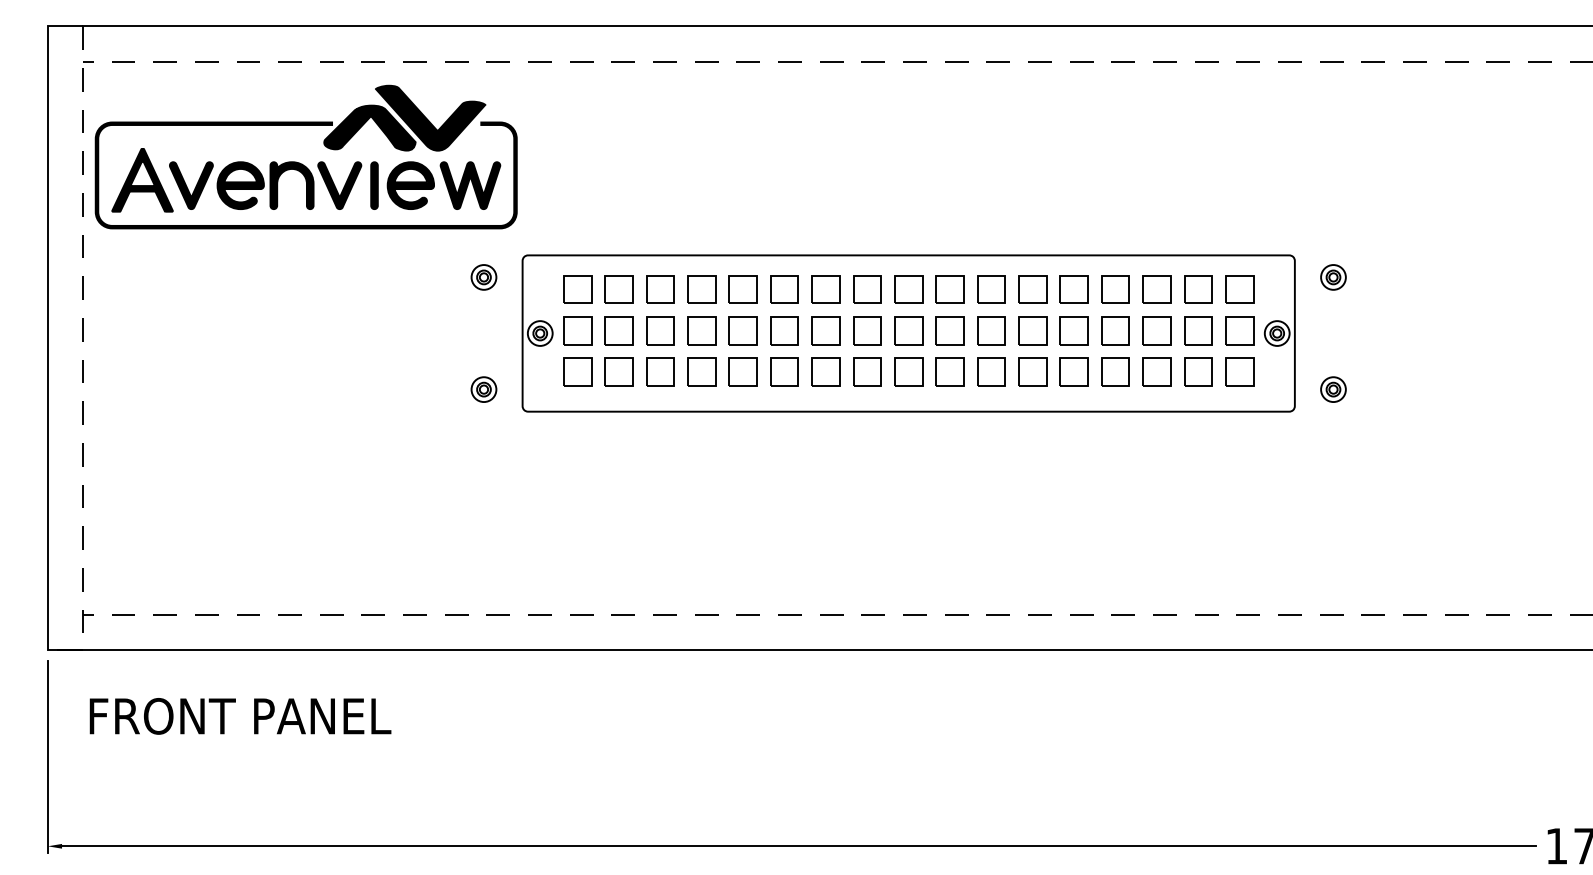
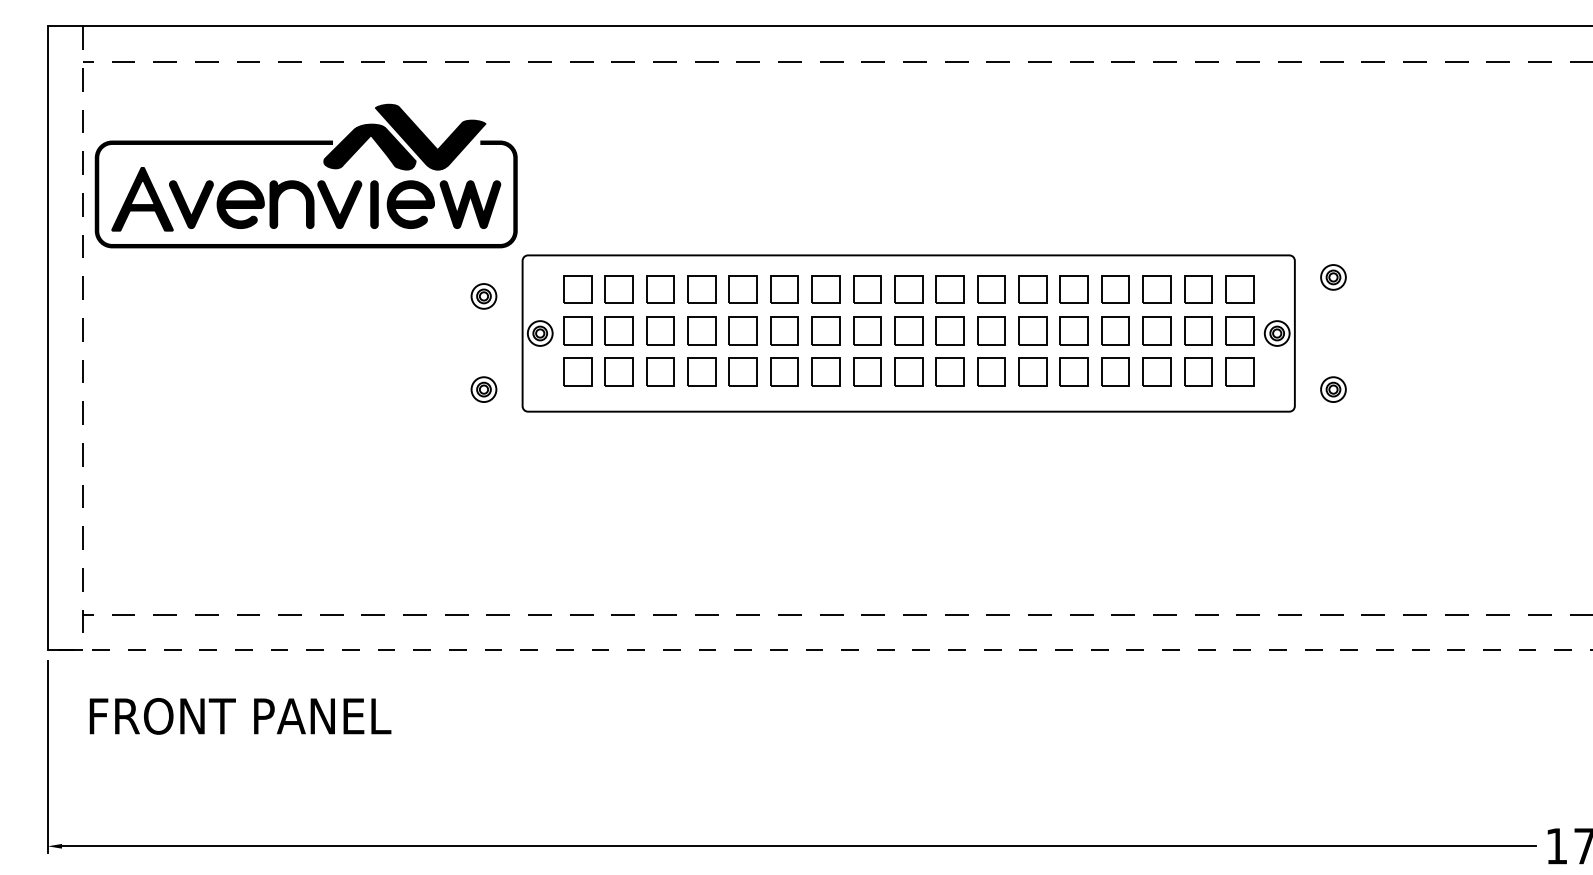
part position: (302, 163) -> (302, 182) (302, 182)
part position: (483, 277) -> (483, 296) (483, 296)
line: solid -> dashed (825, 650)
